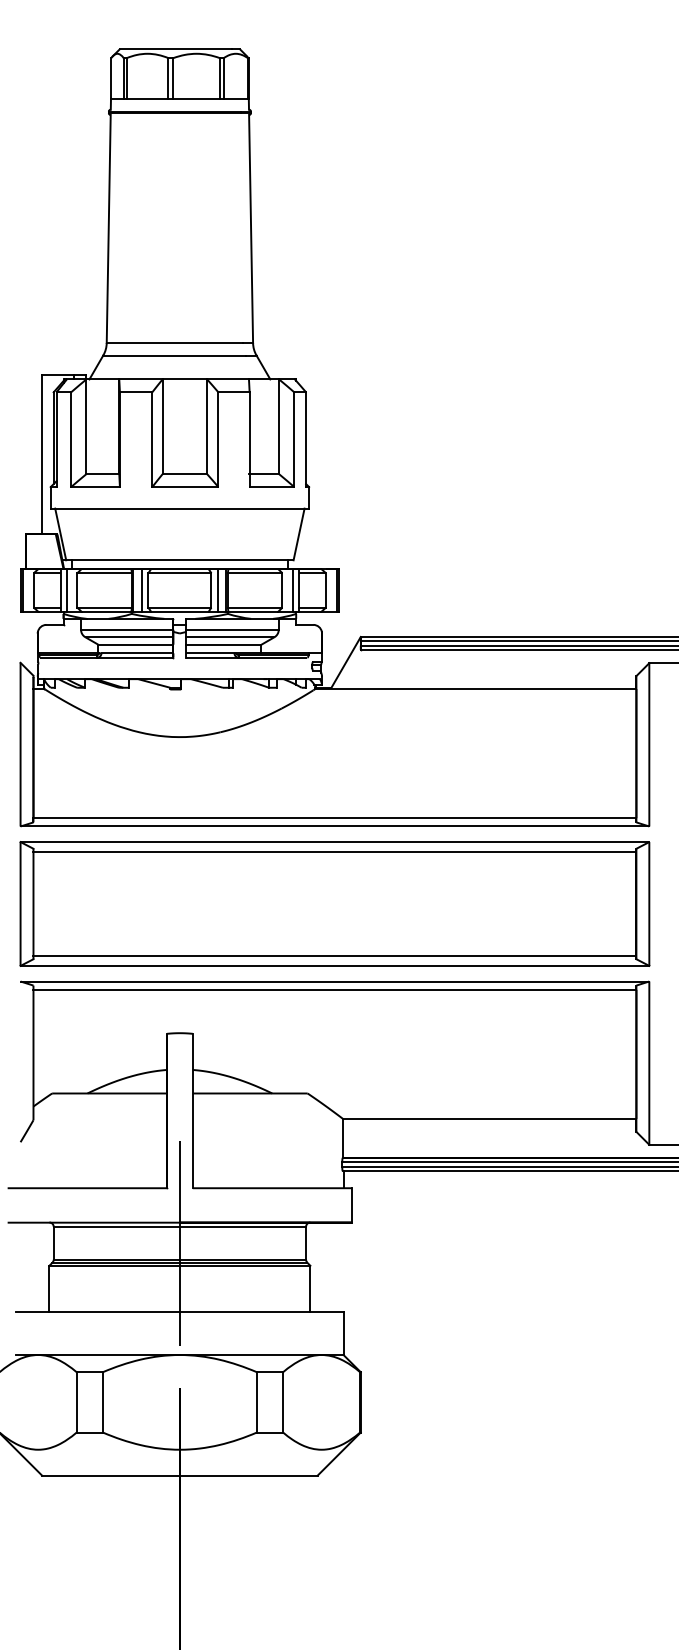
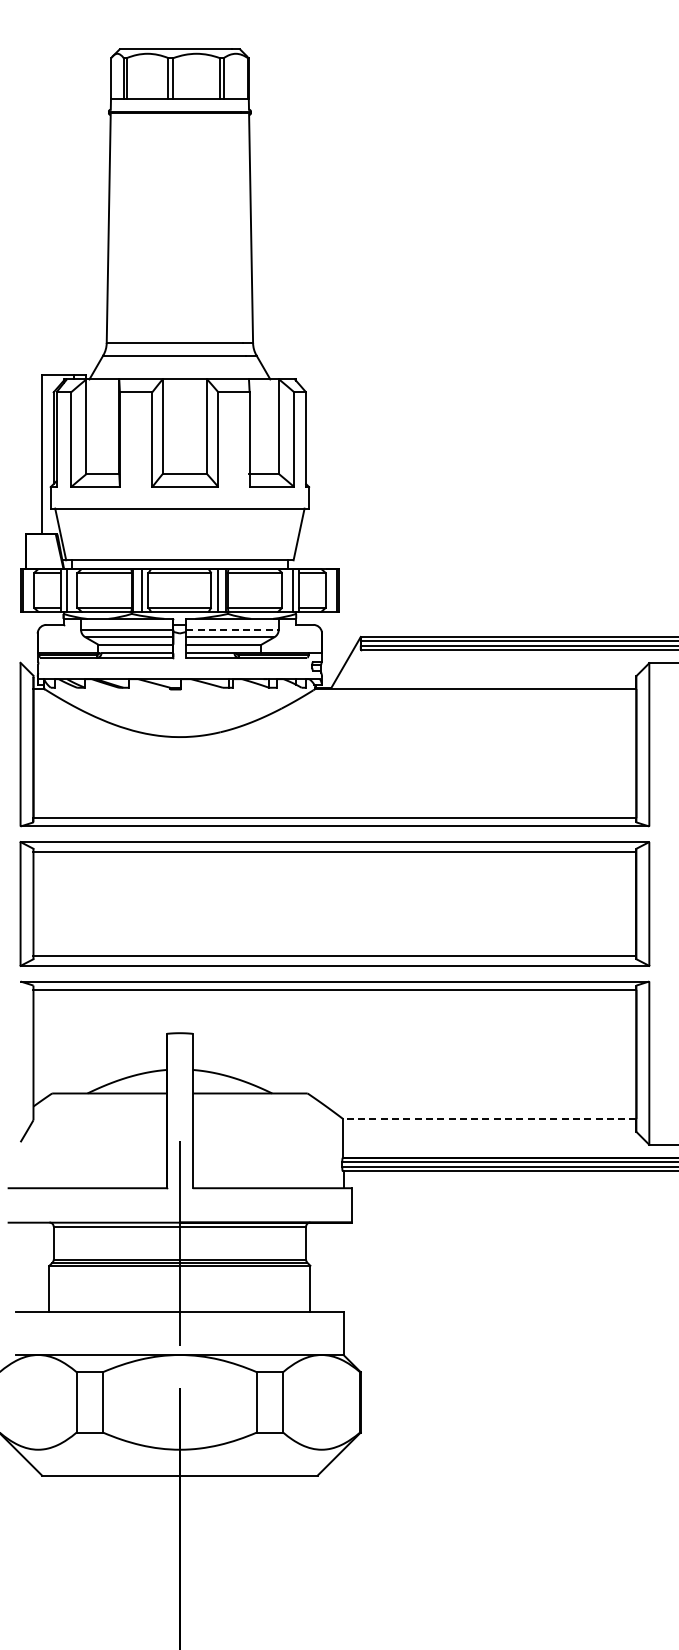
line: solid -> dashed (233, 629)
line: solid -> dashed (489, 1118)
